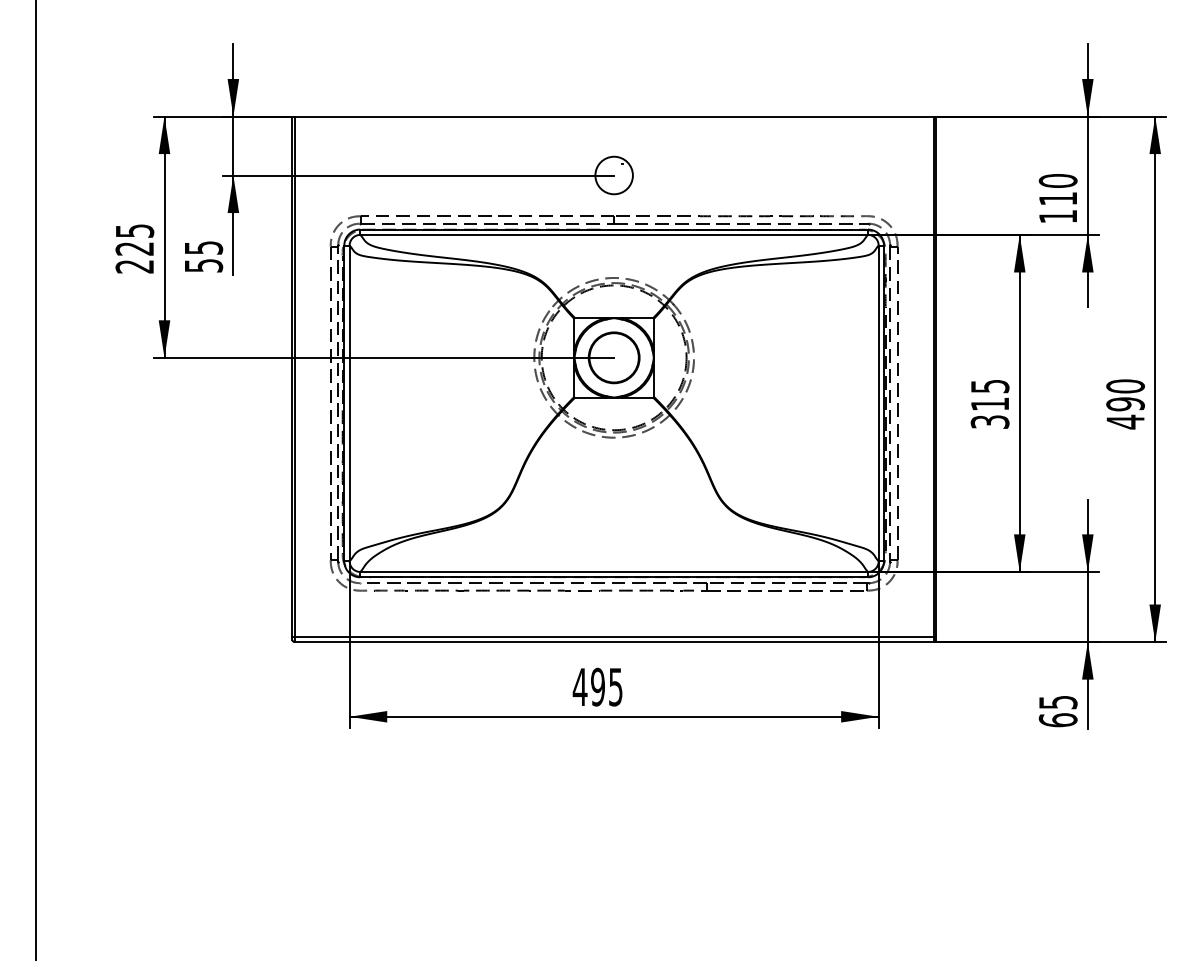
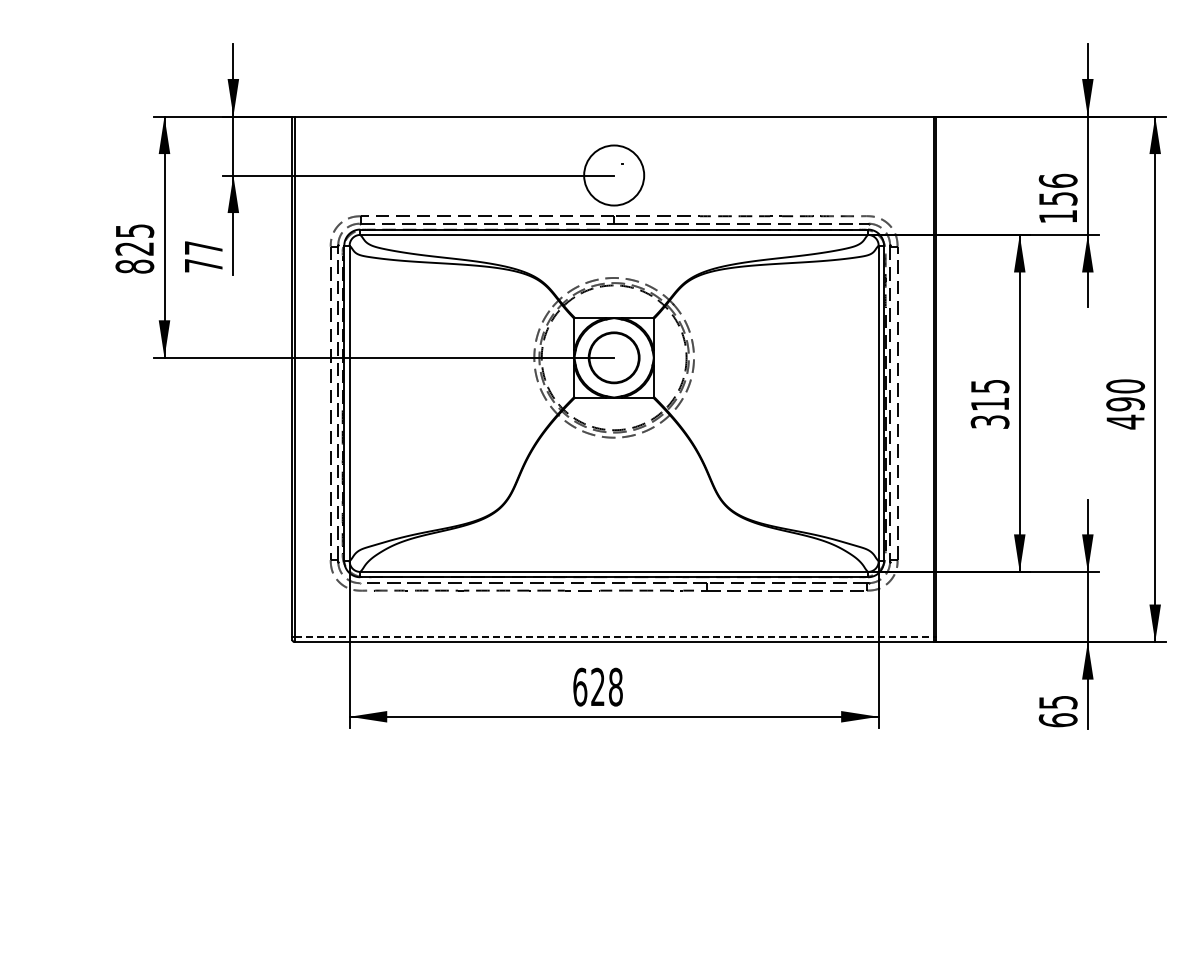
circle diameter: 38 px -> 60 px (614, 175)
text: 110 -> 156 (1057, 189)
text: 55 -> 77 (204, 256)
text: 225 -> 825 (134, 266)
line: present -> none (36, 479)
line: solid -> dashed (614, 636)
text: 495 -> 628 (597, 686)
